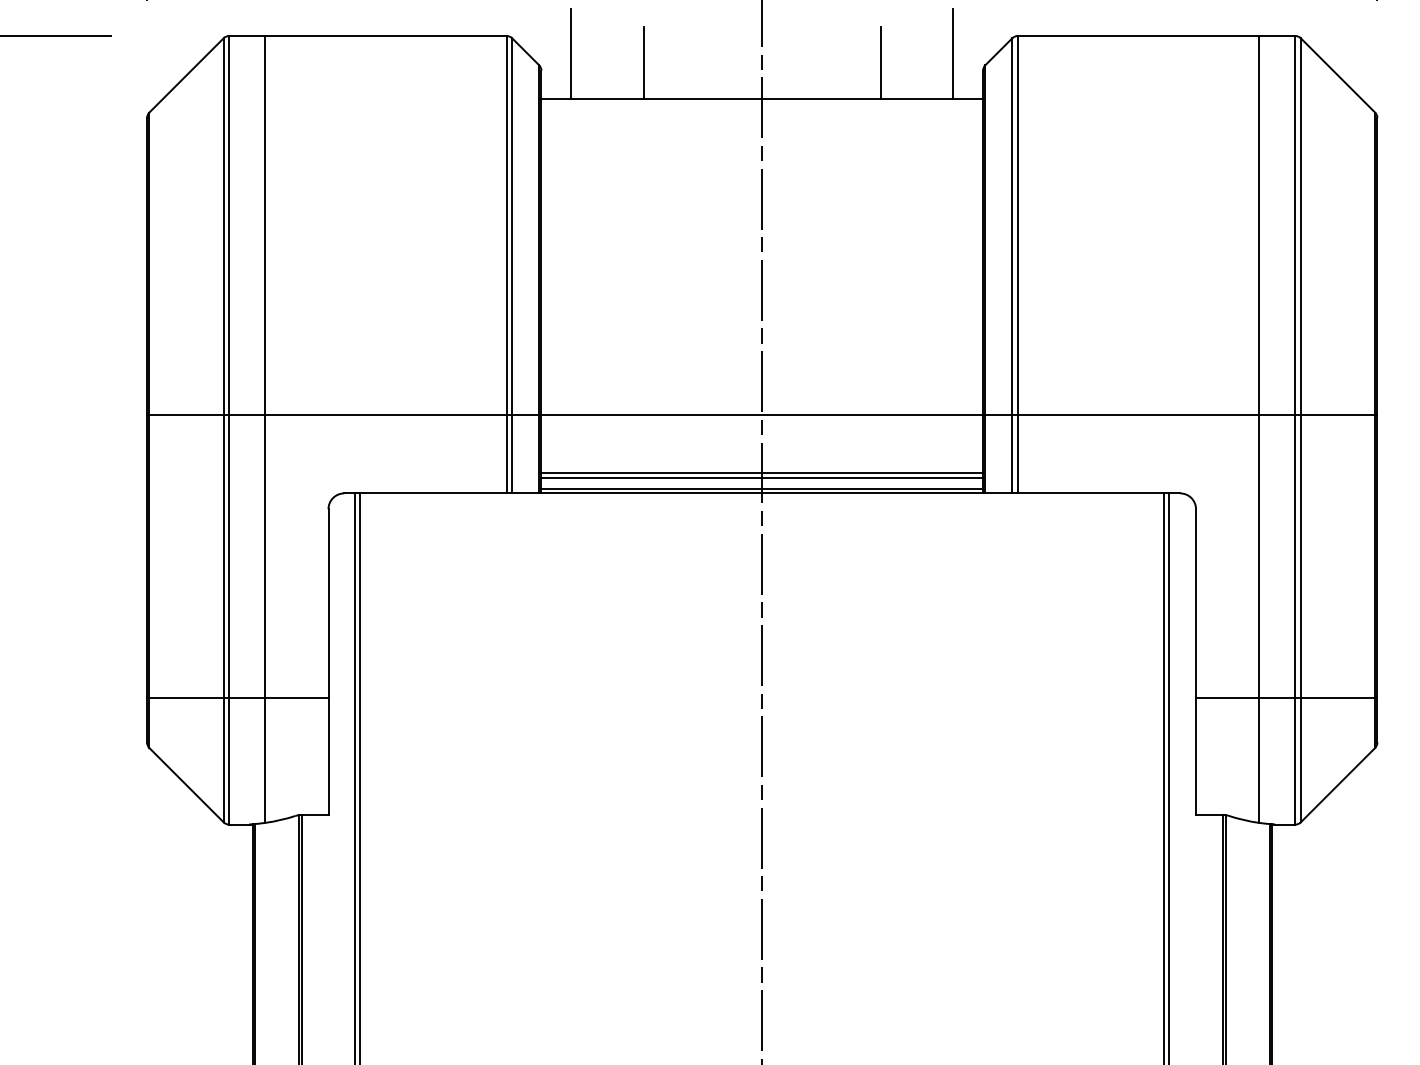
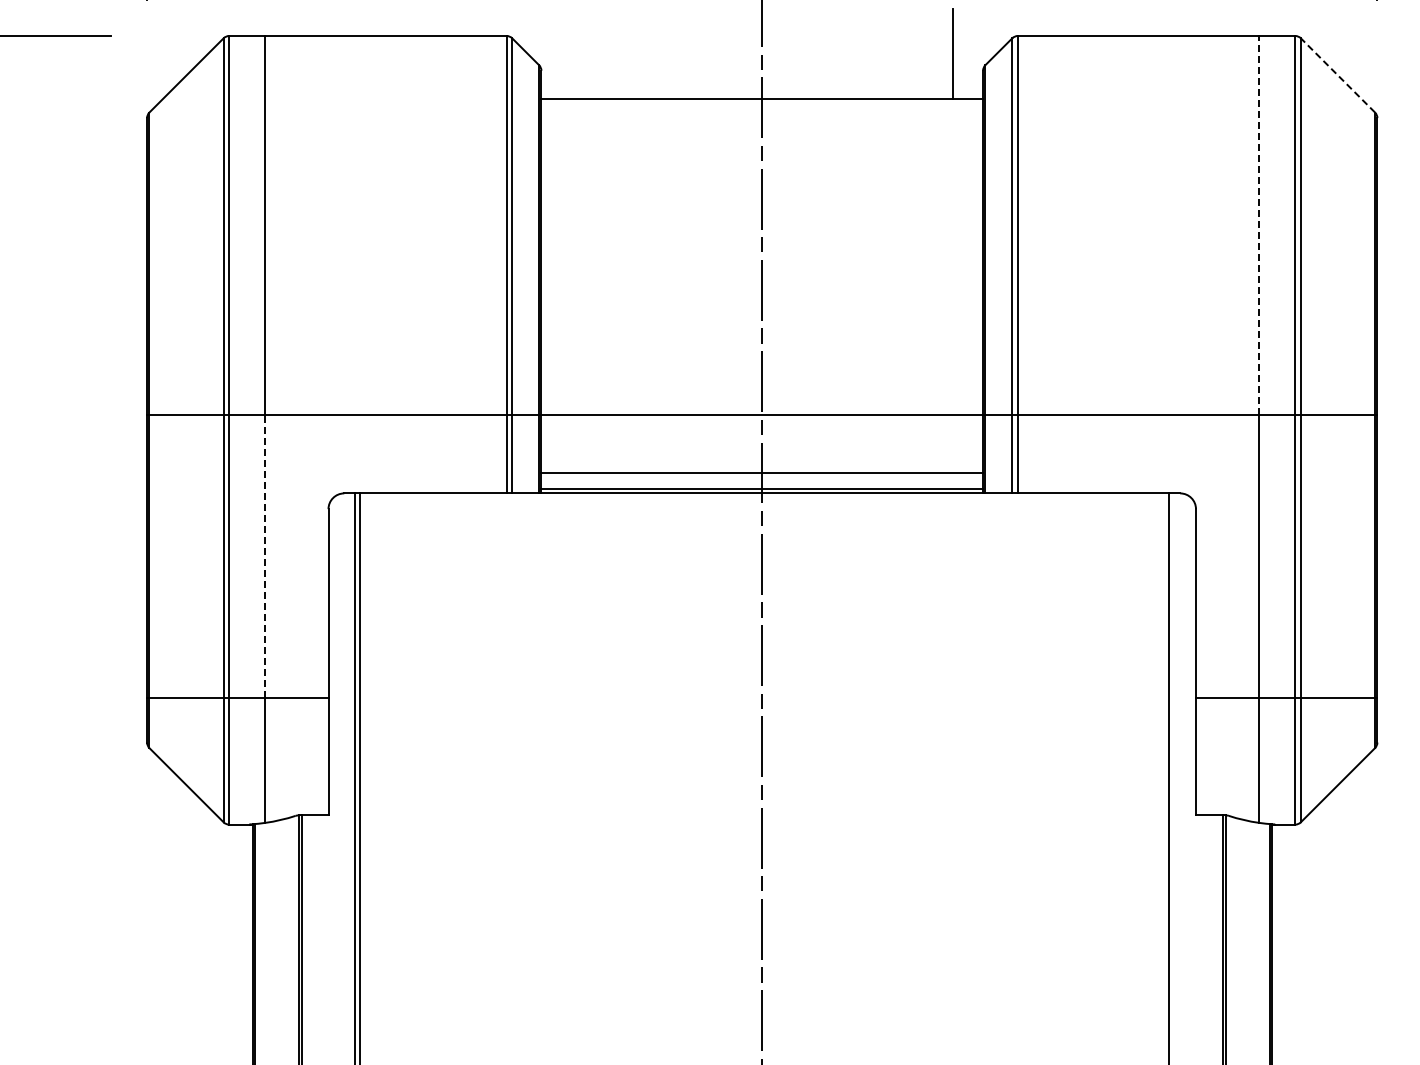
line: present -> none (571, 53)
line: present -> none (643, 63)
line: present -> none (880, 63)
line: solid -> dashed (1337, 75)
line: solid -> dashed (1259, 224)
line: present -> none (762, 477)
line: solid -> dashed (265, 556)
line: present -> none (1164, 777)
